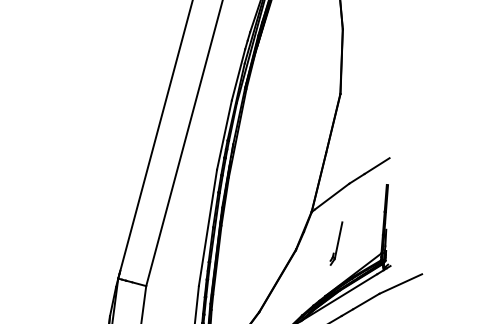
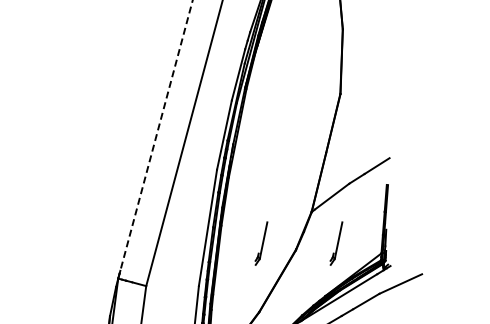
line: solid -> dashed (155, 139)
part: none -> present (261, 243)
